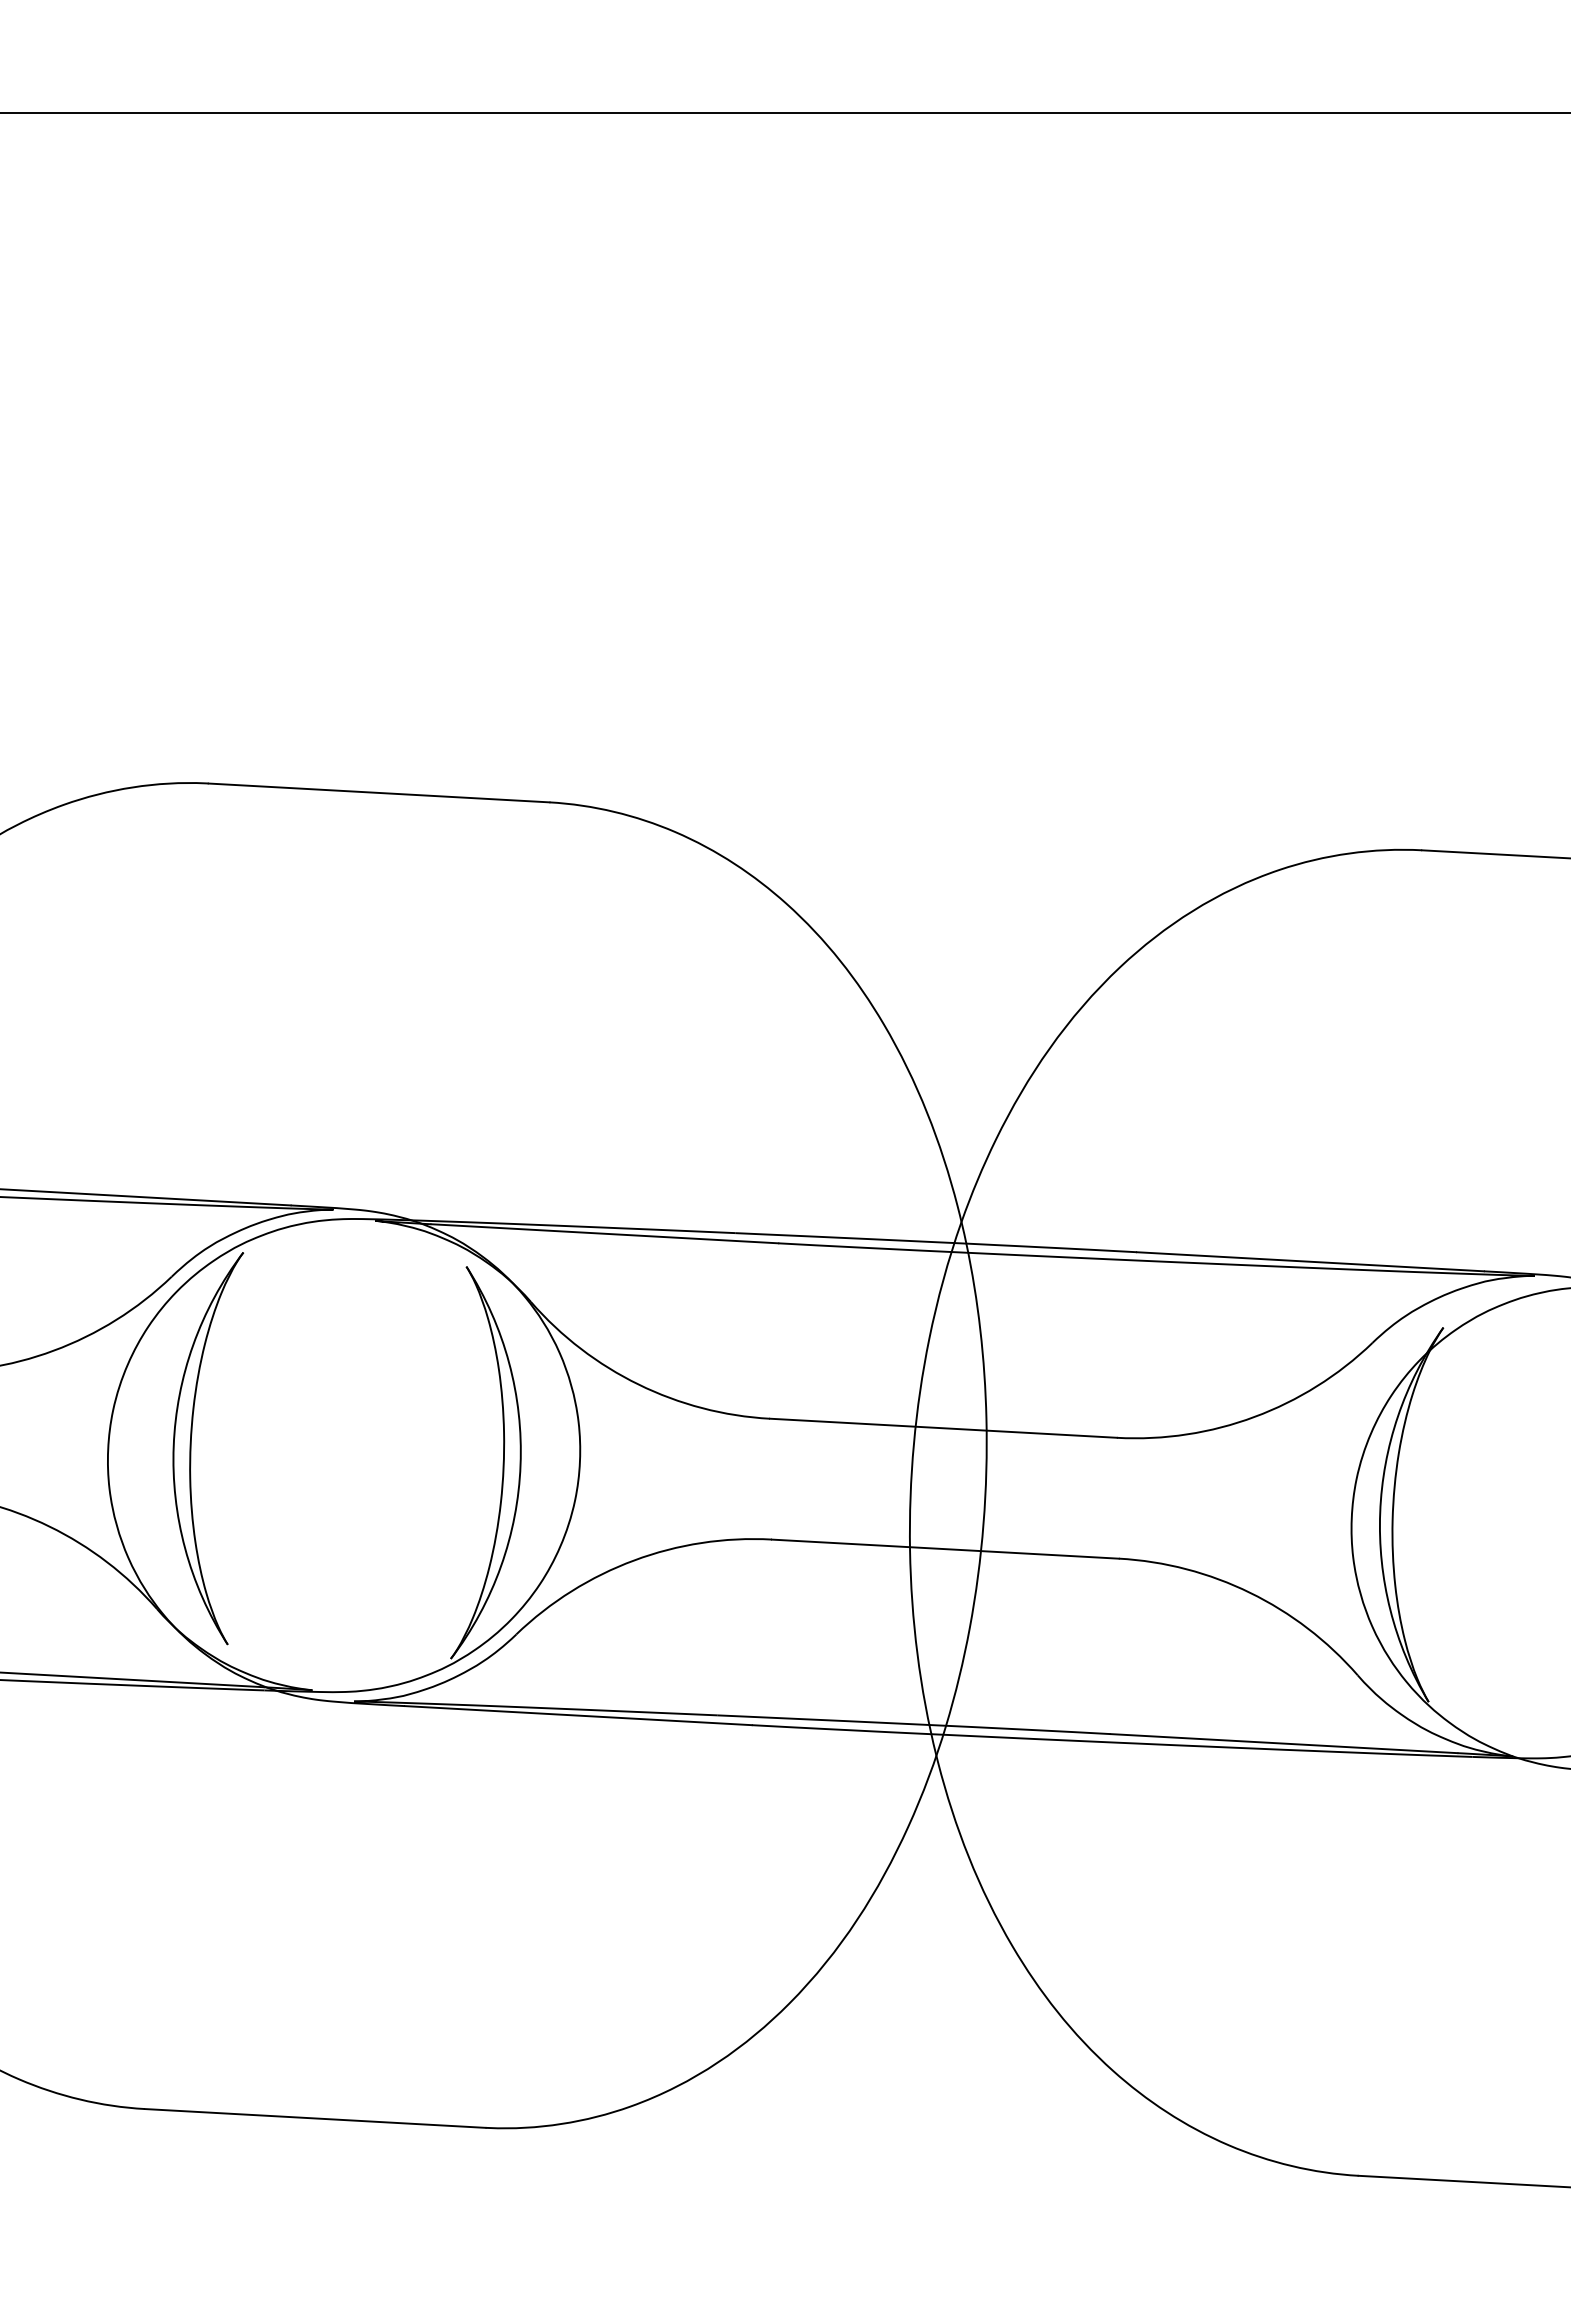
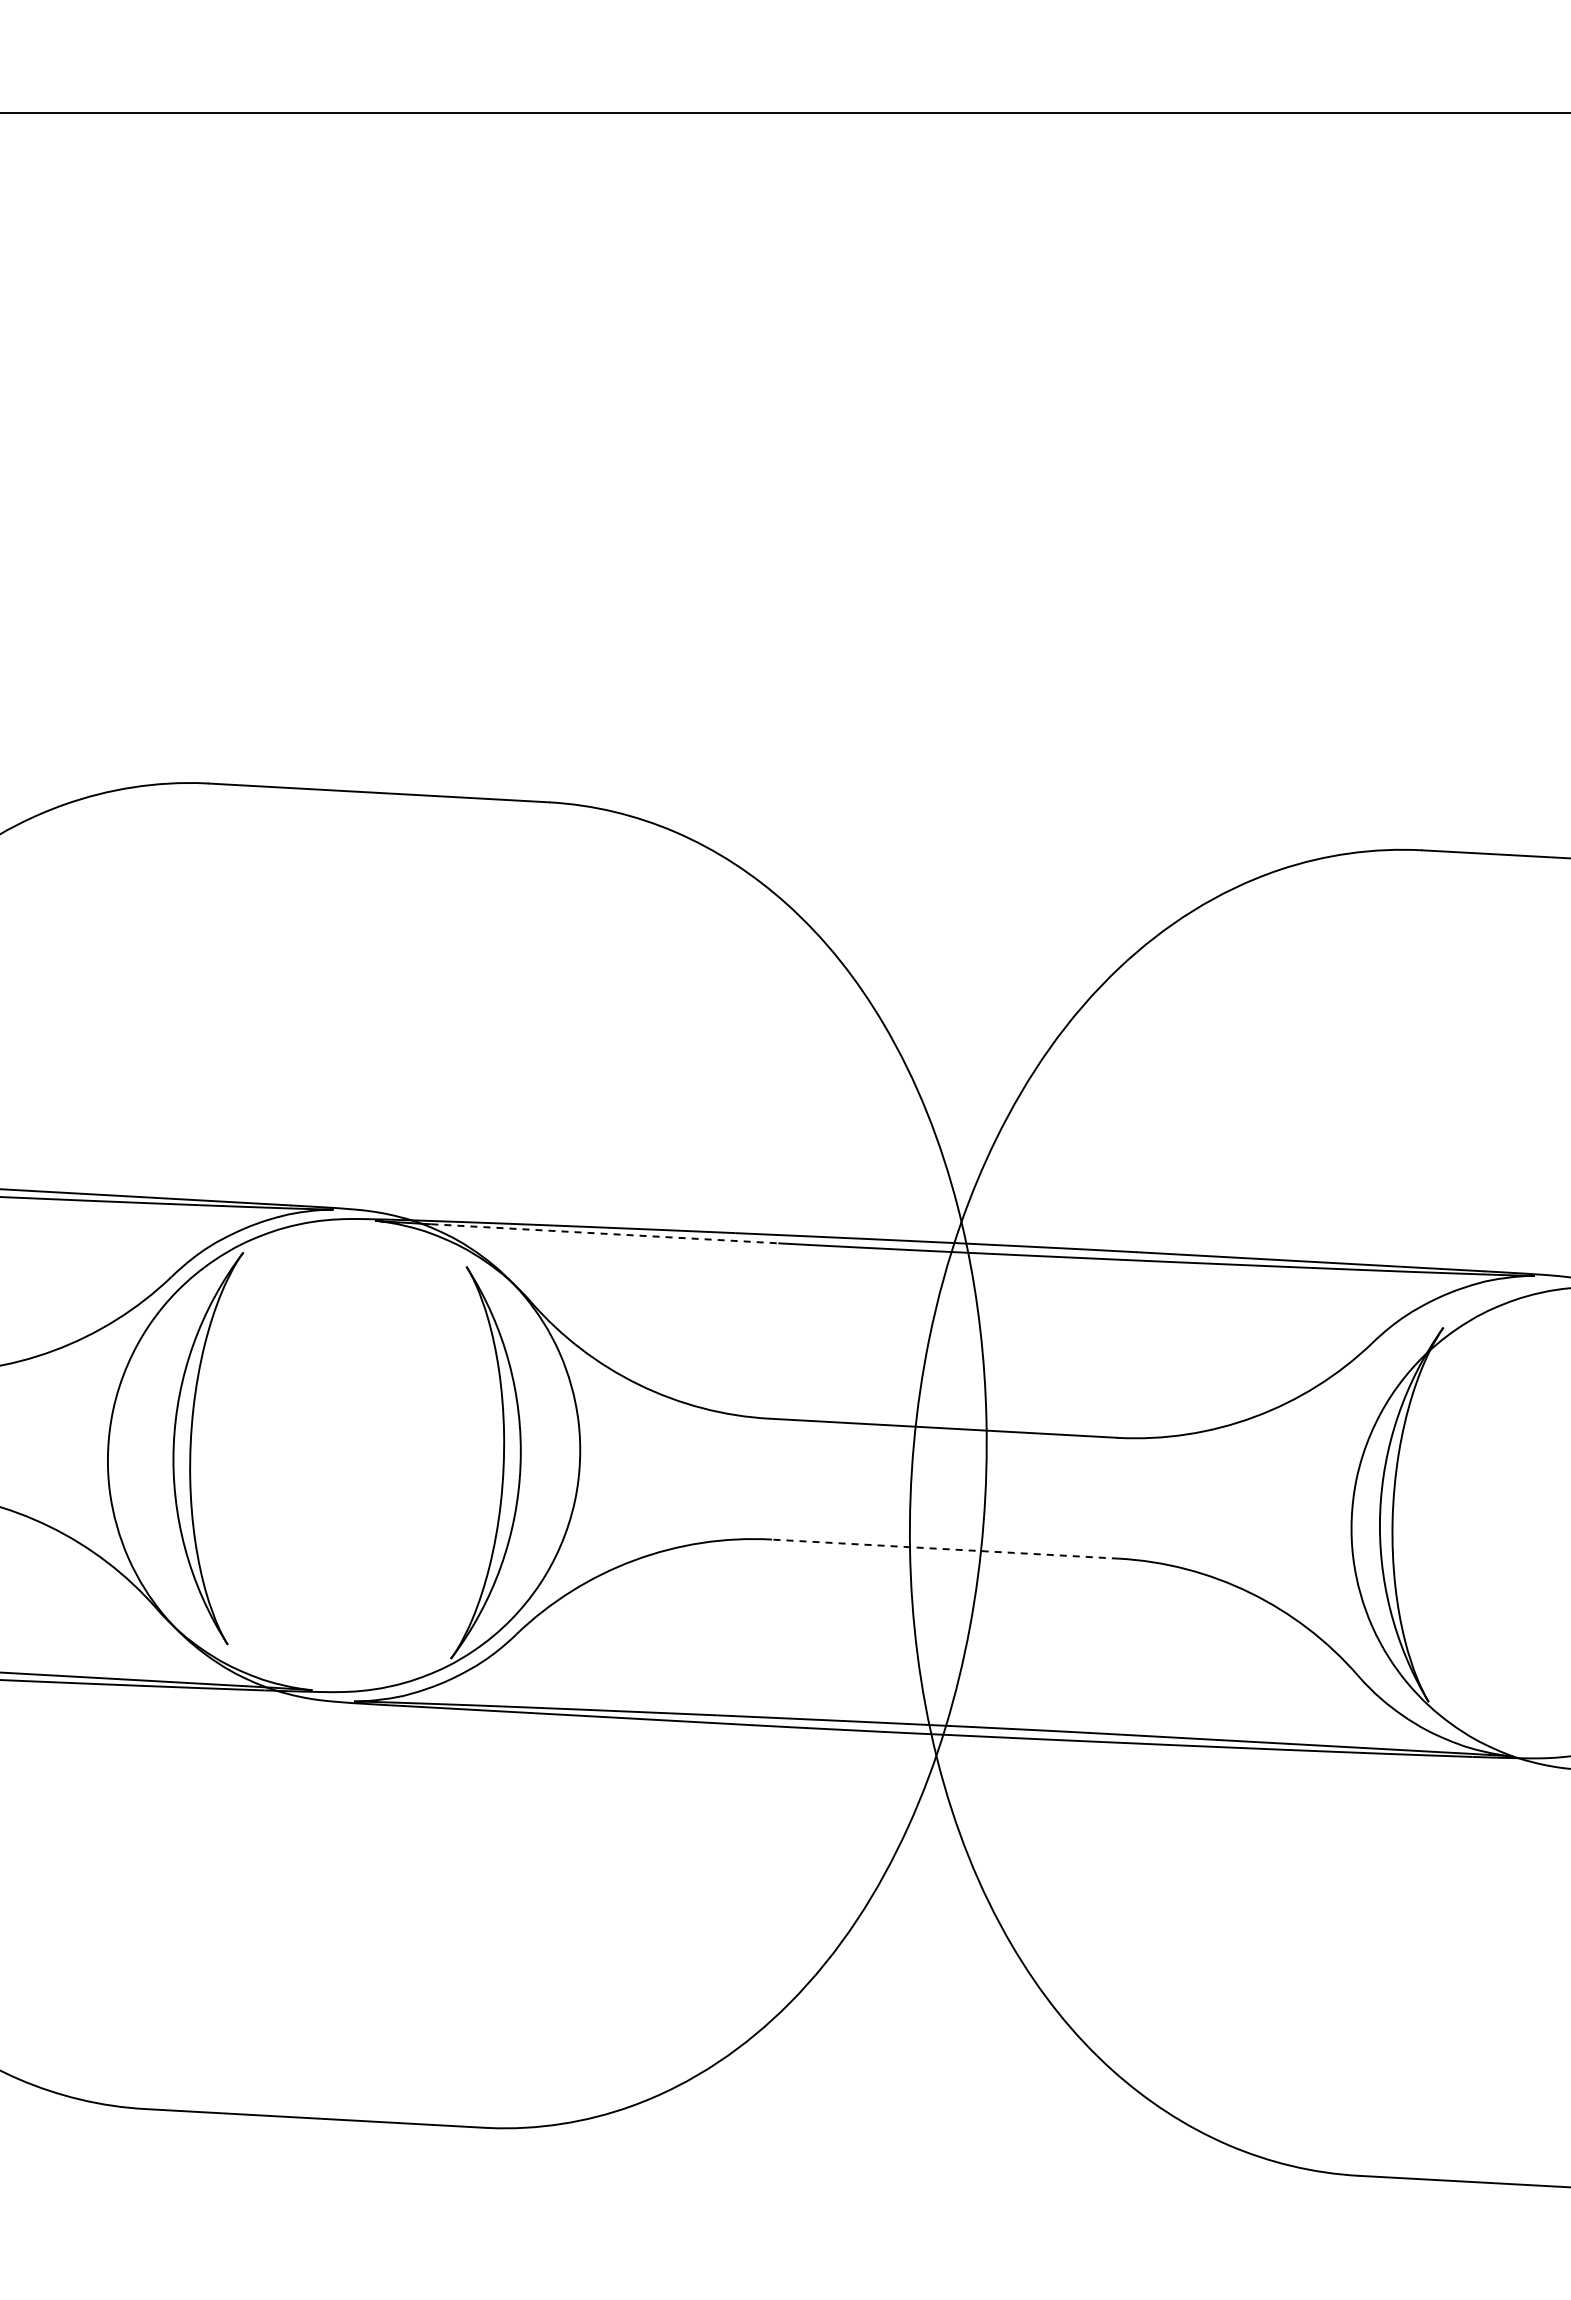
line: solid -> dashed (604, 1233)
line: solid -> dashed (945, 1549)
